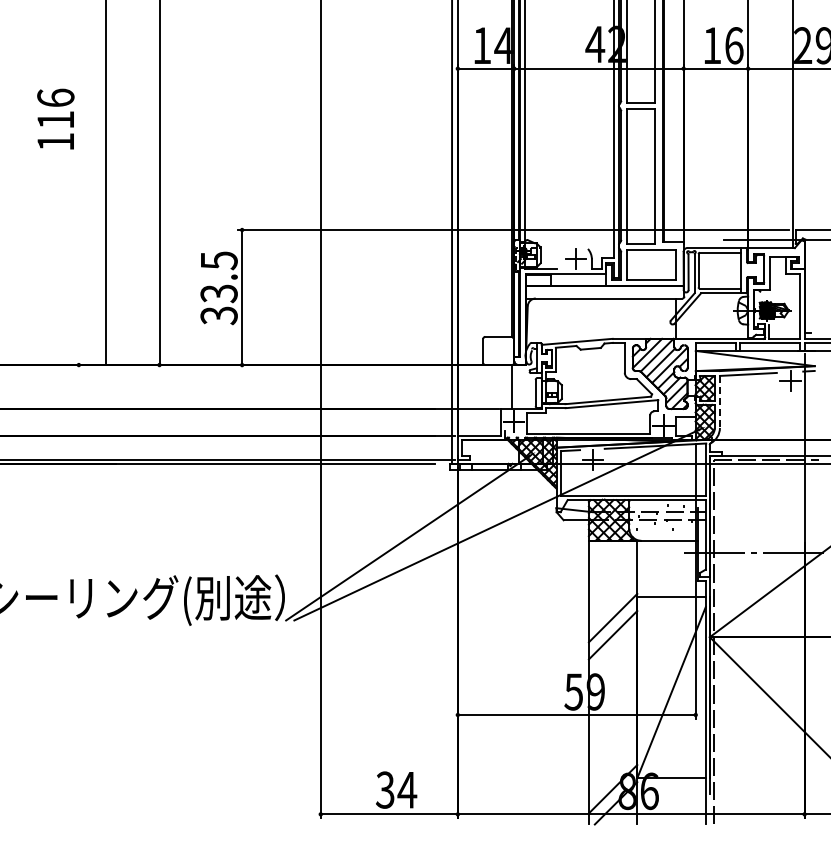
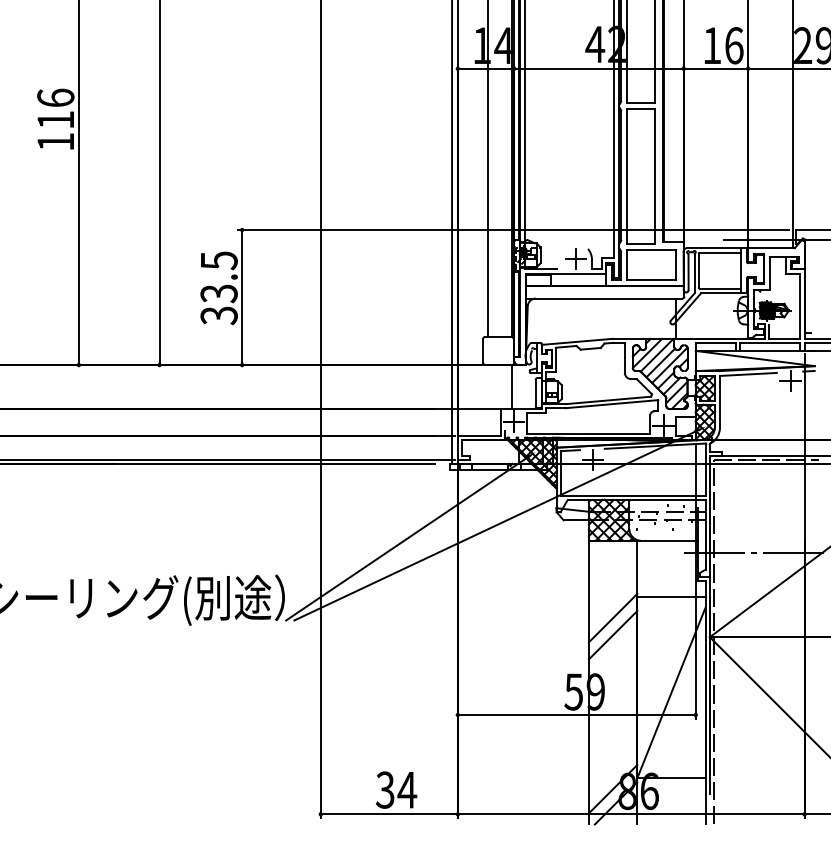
line: none -> present (488, 169)
line position: (105, 183) -> (78, 183) (78, 183)
line: dashed -> solid (719, 402)
